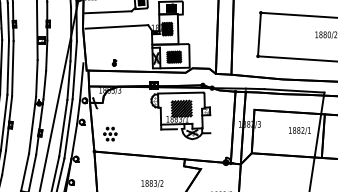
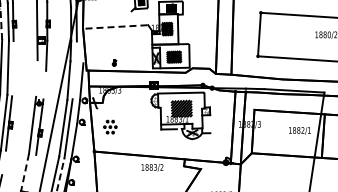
line: present -> none (108, 12)
line: solid -> dashed (1, 21)
line: solid -> dashed (117, 26)
line: present -> none (12, 68)
line: present -> none (74, 70)
line: present -> none (36, 78)
line: present -> none (44, 84)
part position: (110, 133) -> (110, 126) (110, 126)
line: present -> none (4, 162)
line: present -> none (32, 171)
line: solid -> dashed (24, 173)
line: solid -> dashed (60, 174)
text position: (152, 183) -> (152, 167) (152, 167)
